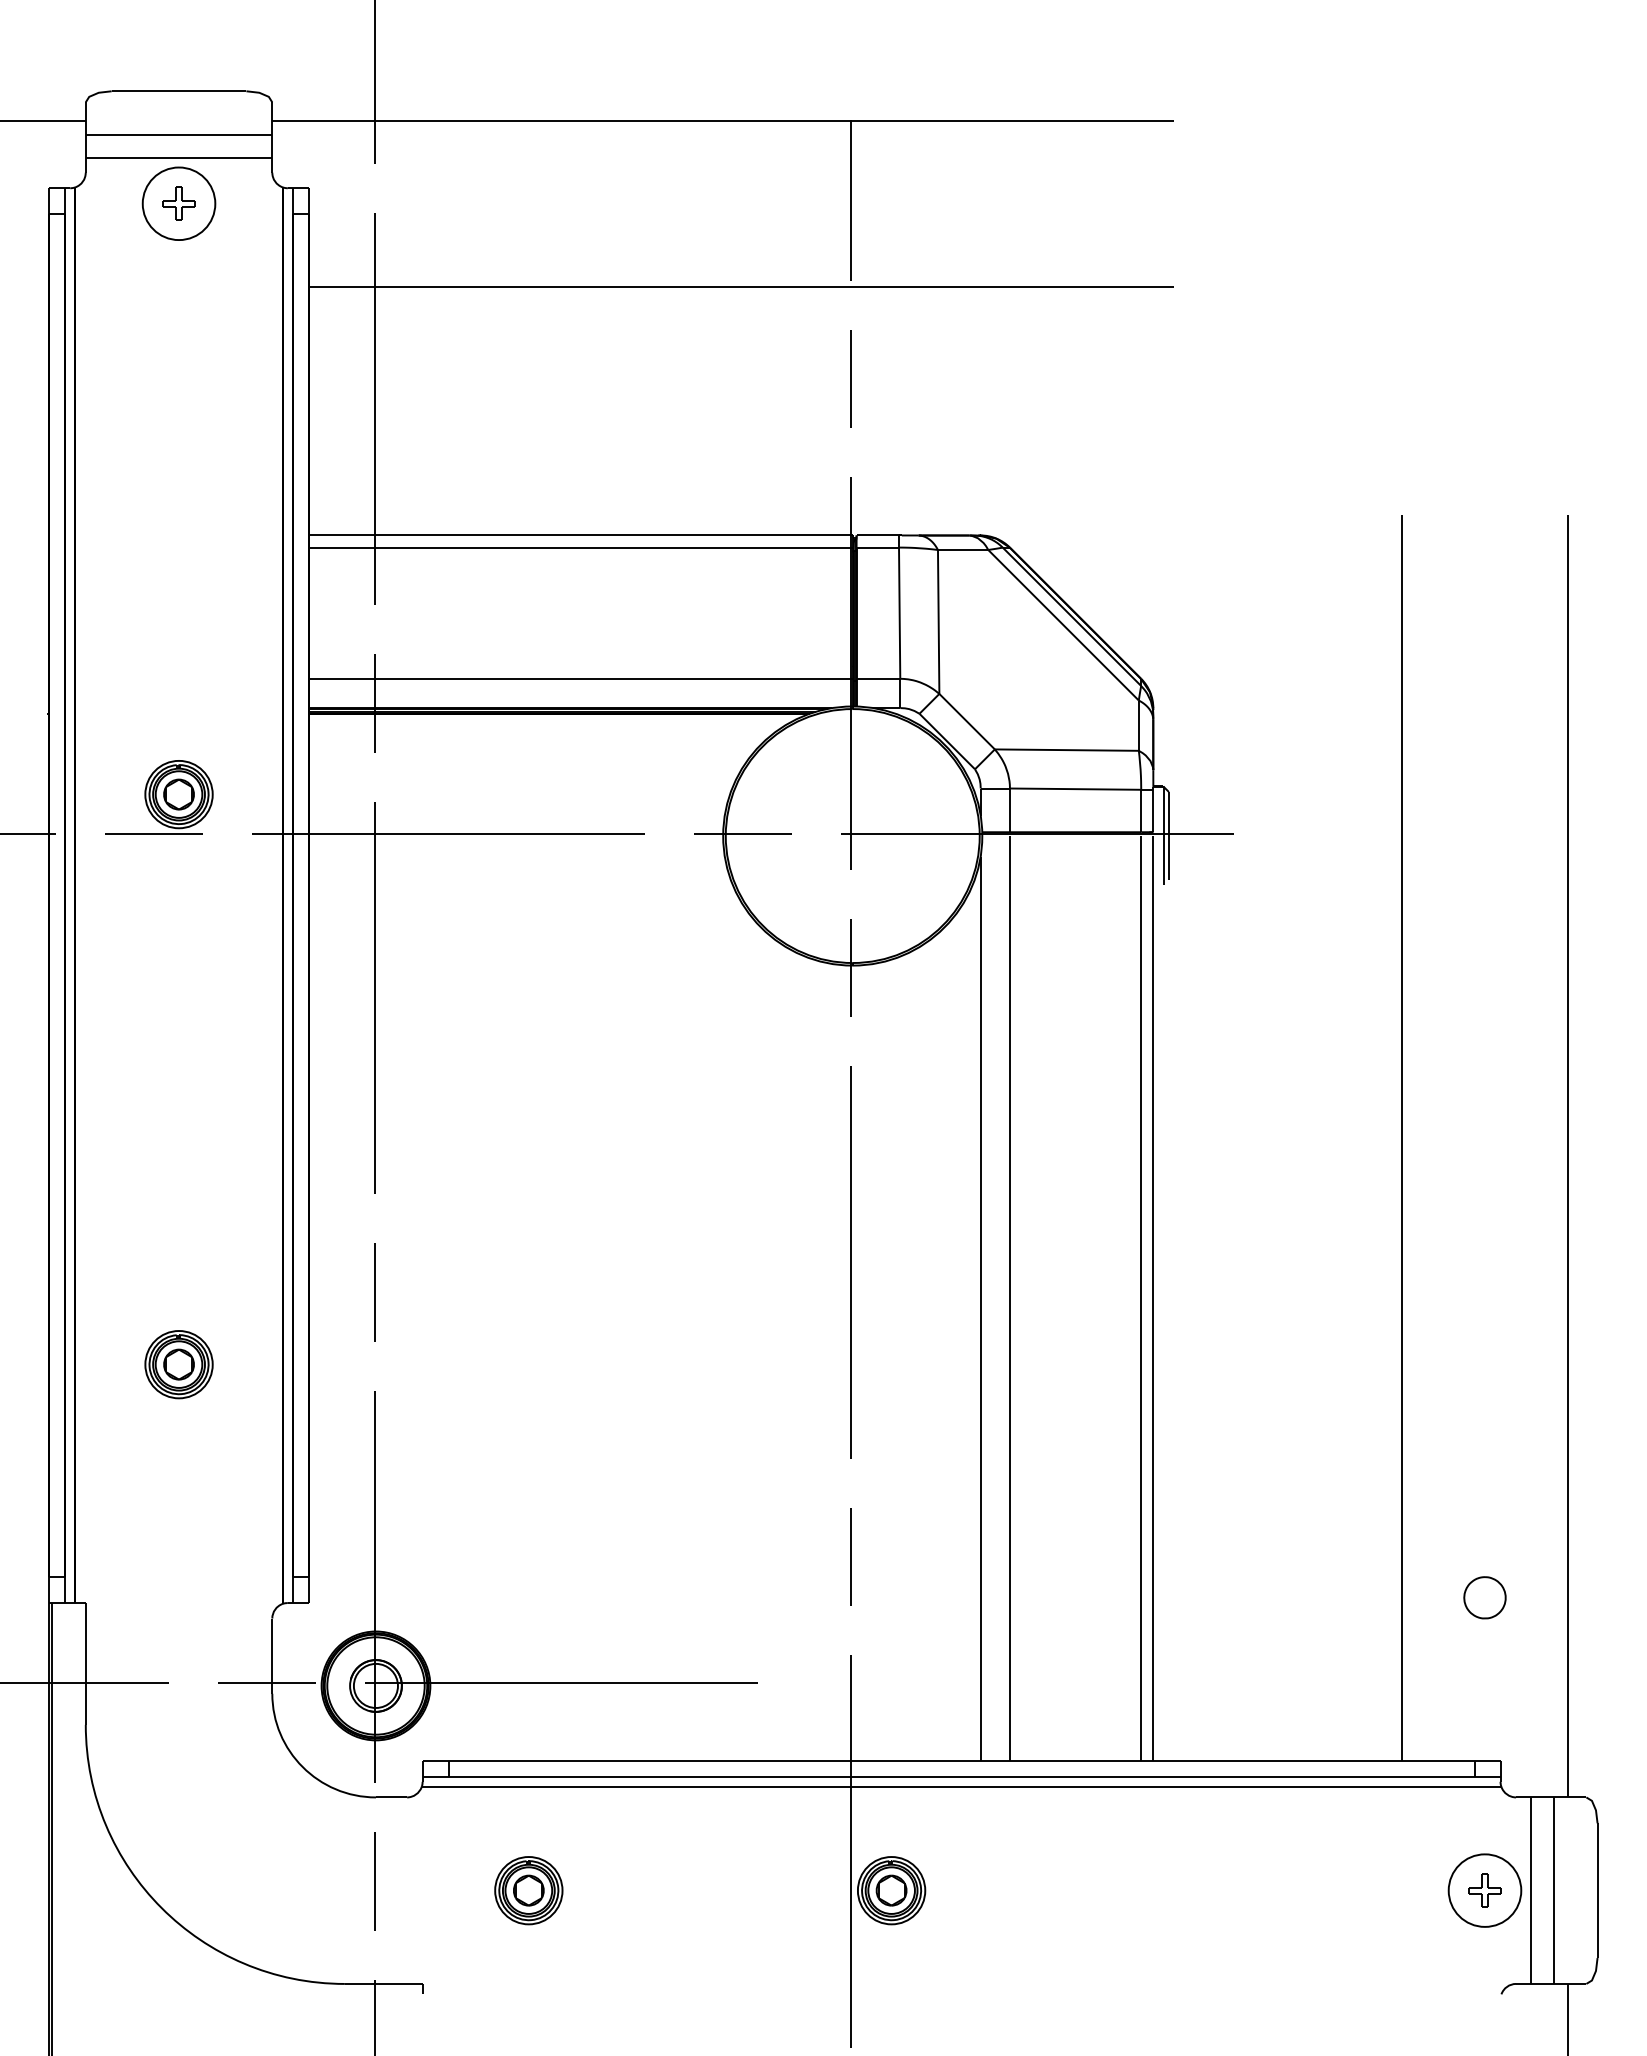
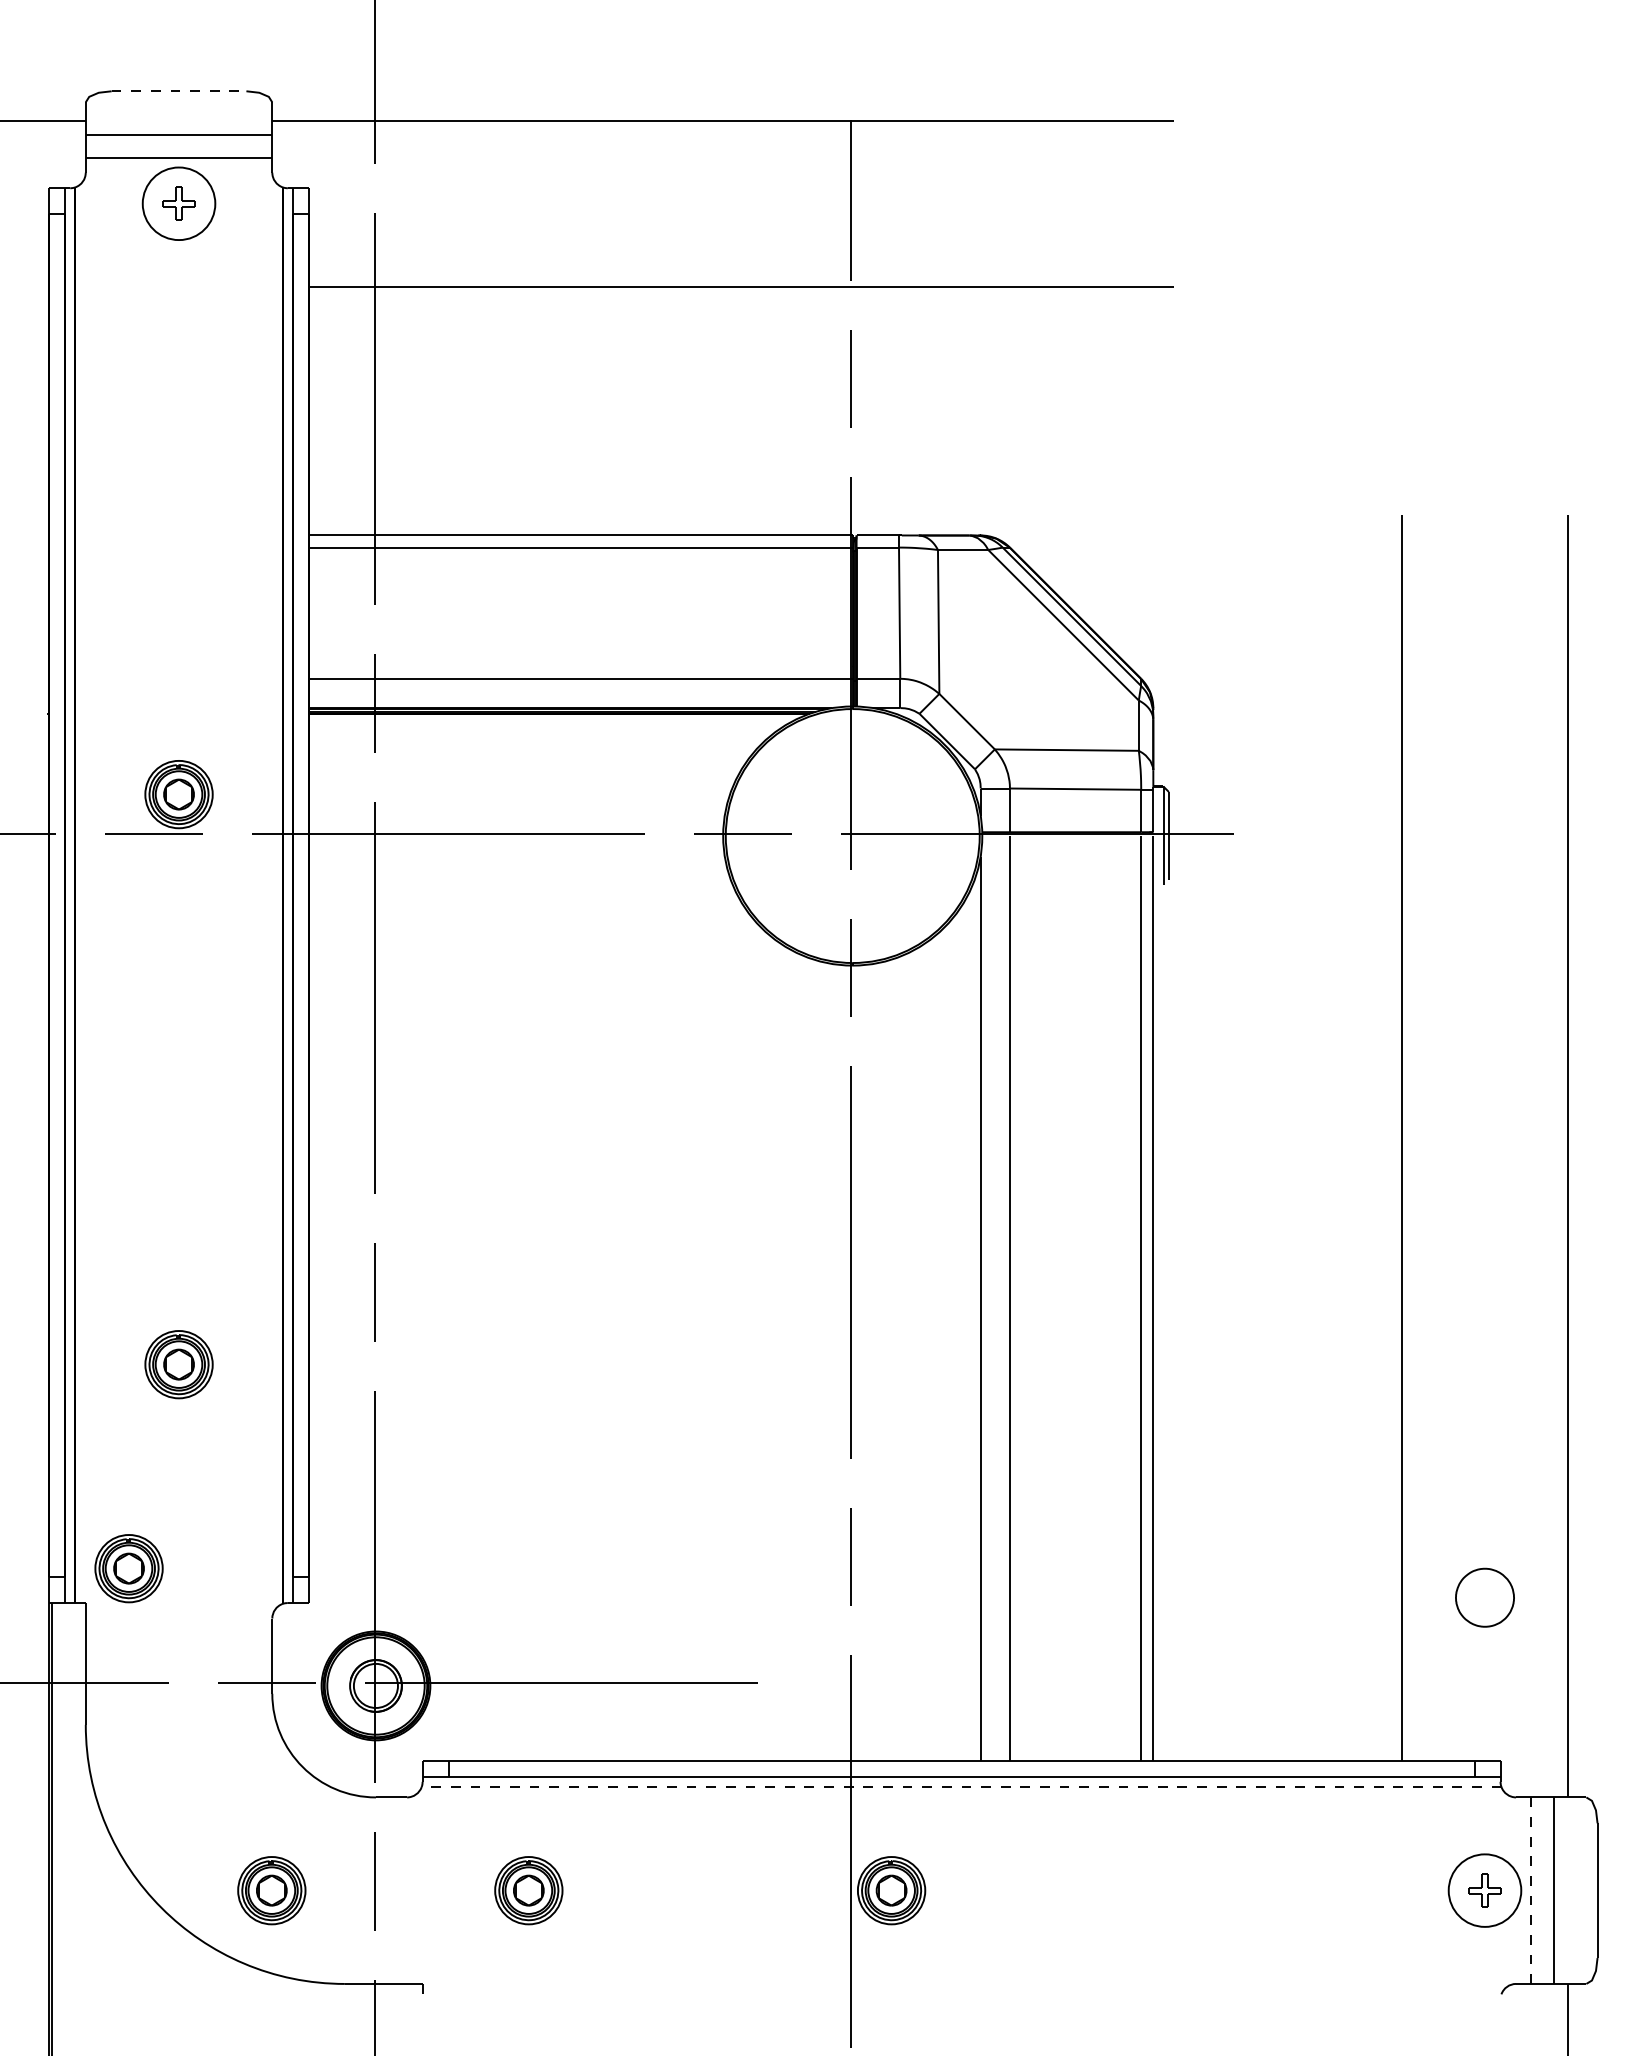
line: solid -> dashed (179, 91)
part: none -> present (128, 1568)
part size: 44x44 px -> 60x61 px (1484, 1597)
line: solid -> dashed (961, 1787)
part: none -> present (271, 1890)
line: solid -> dashed (1530, 1890)
